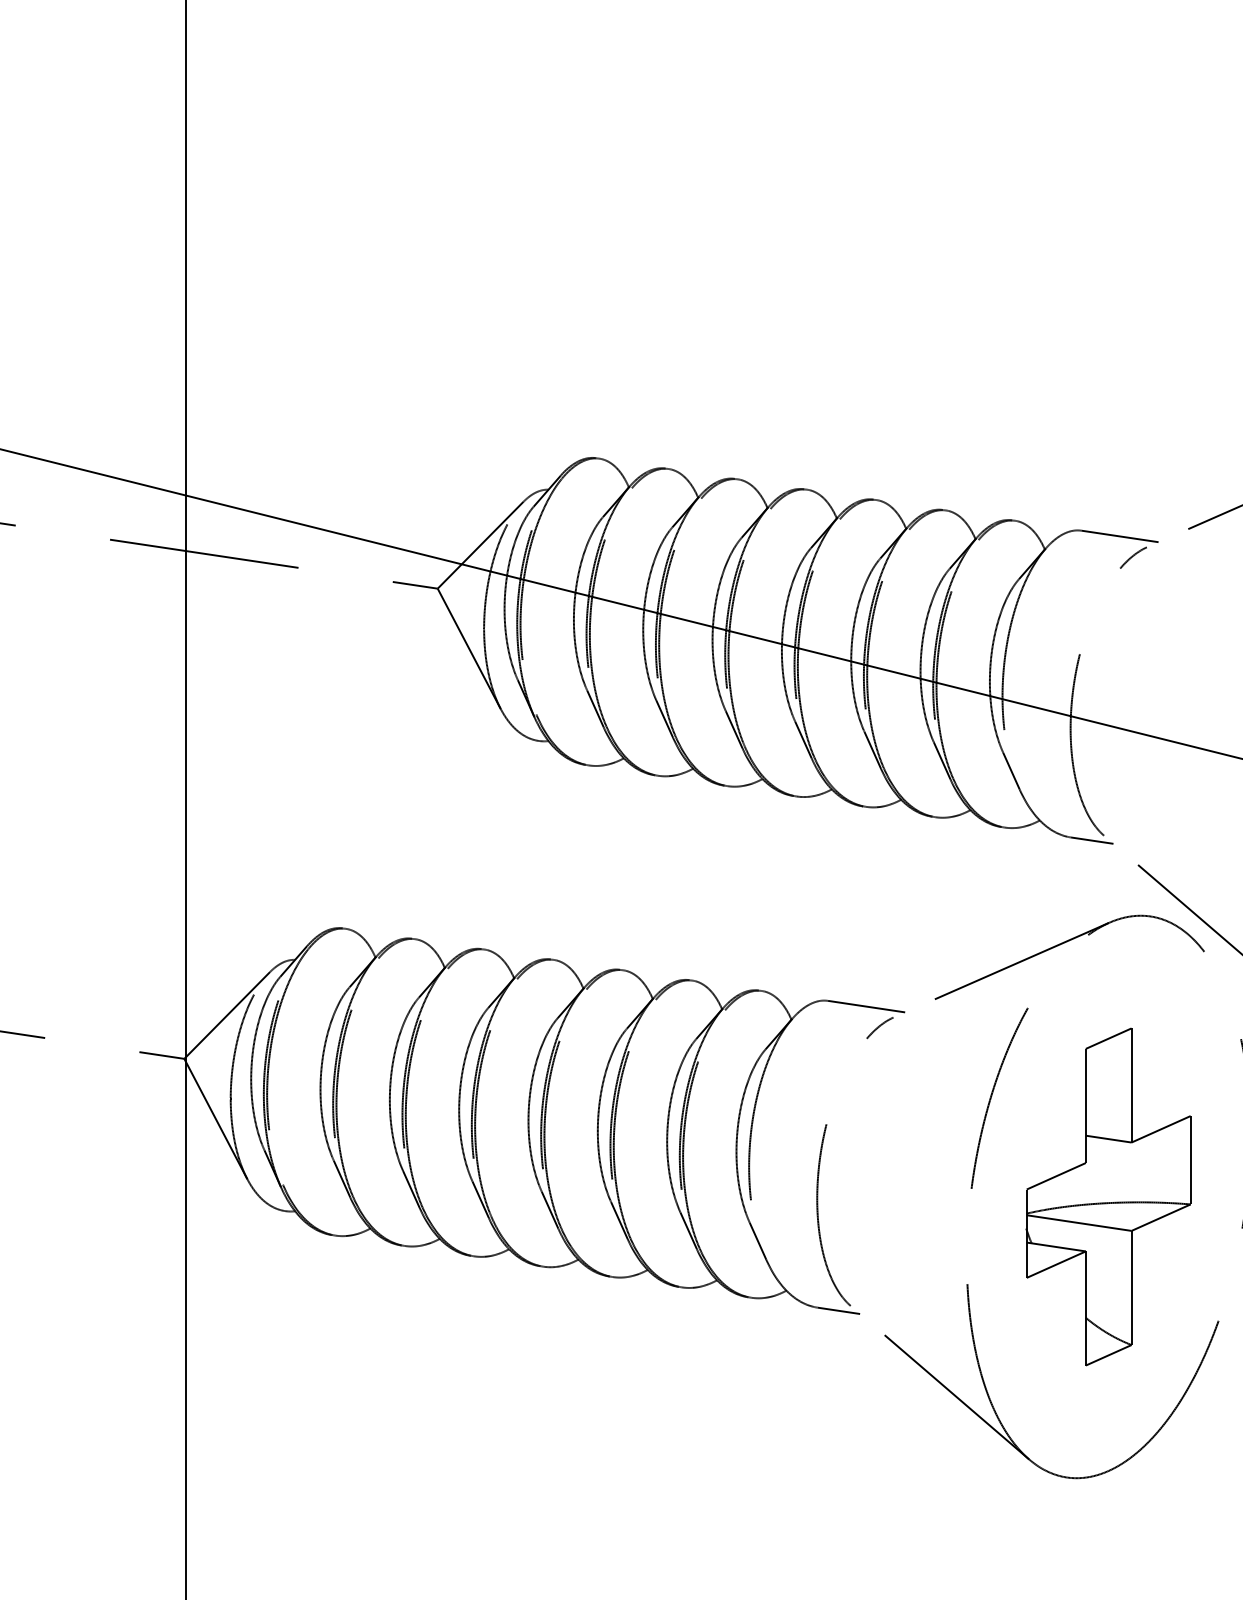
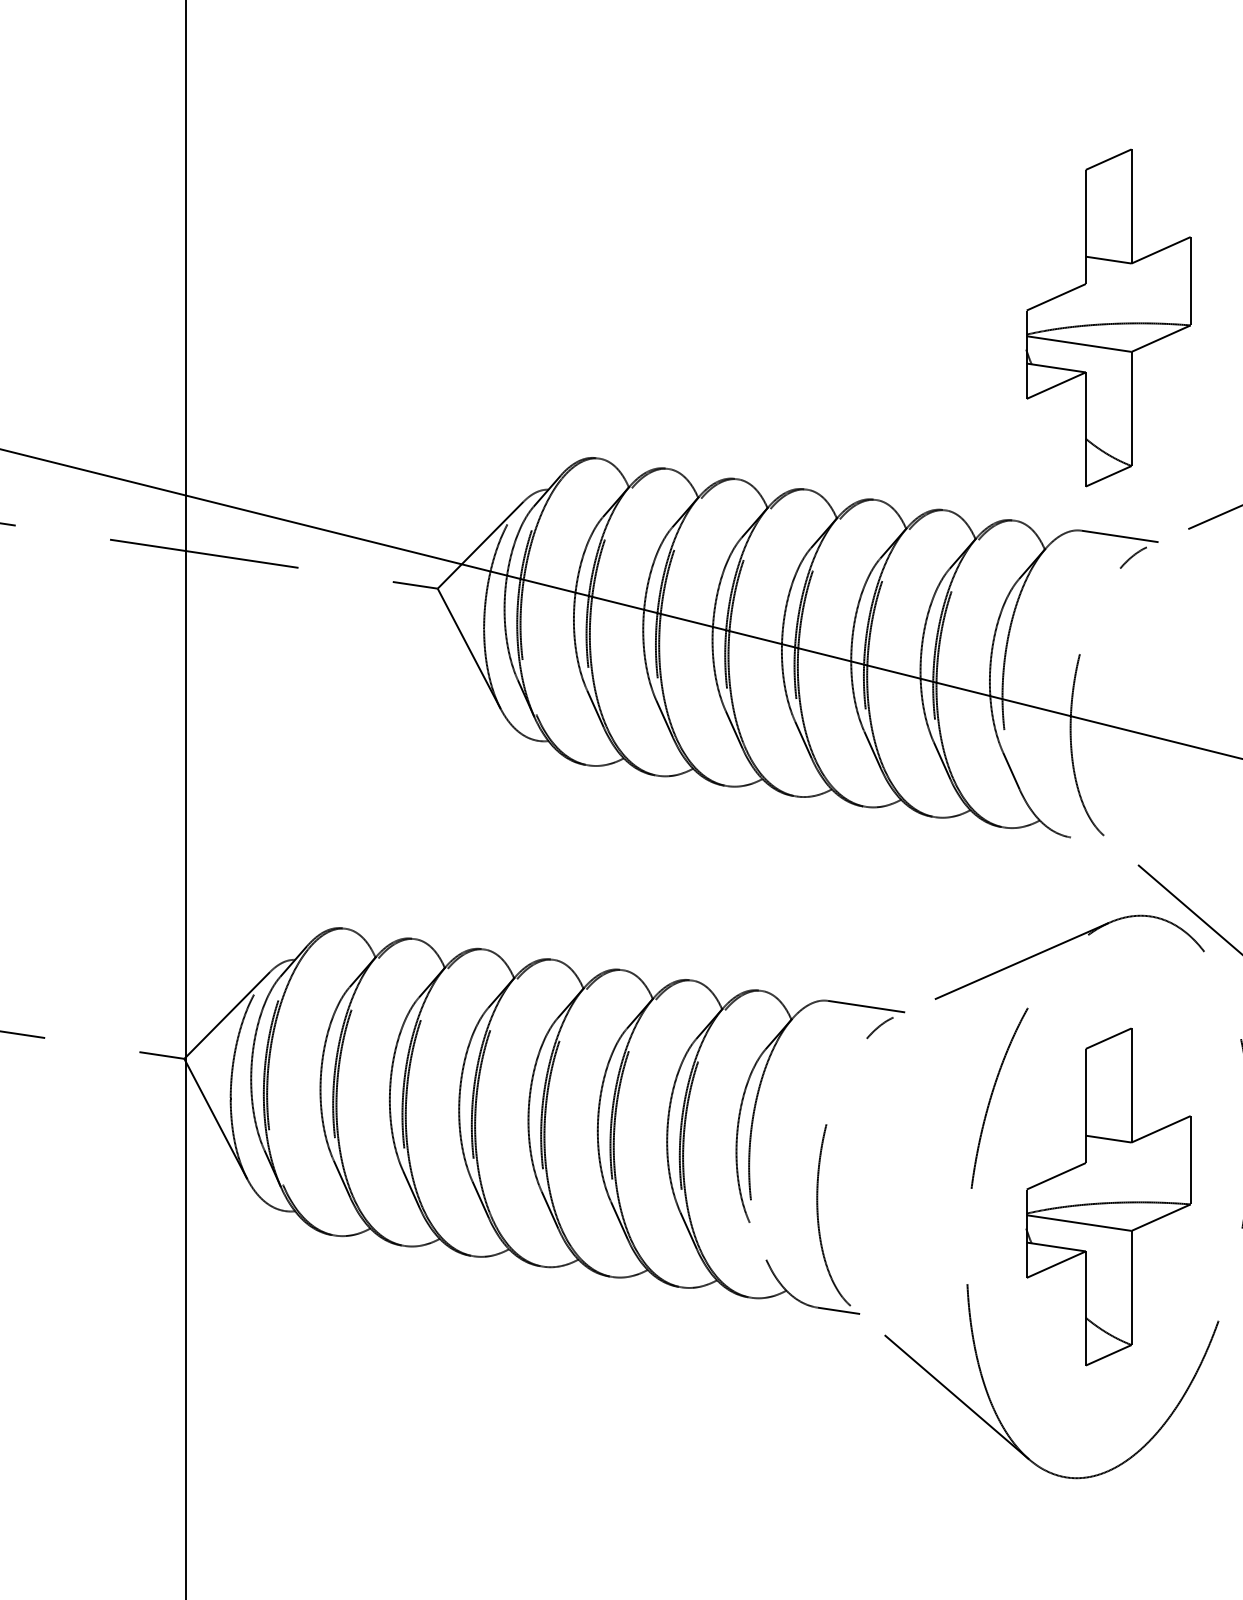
part: none -> present (1108, 317)
line: present -> none (1092, 840)
line: present -> none (757, 1240)
